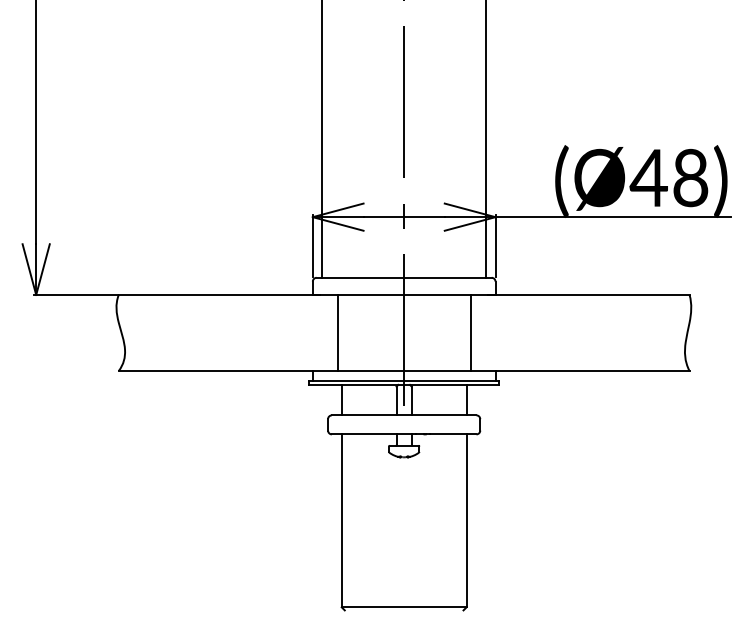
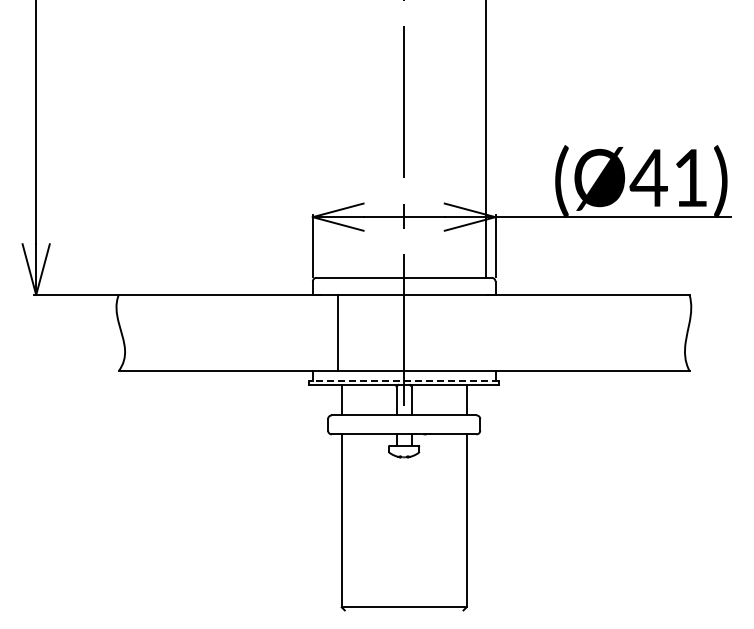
line: present -> none (322, 139)
text: (Ø48) -> (Ø41) (690, 177)
line: present -> none (470, 332)
line: solid -> dashed (403, 380)
